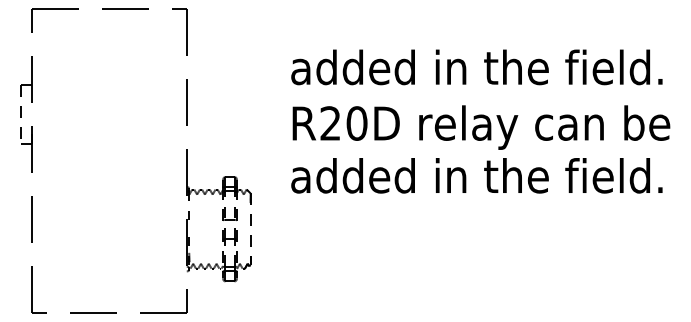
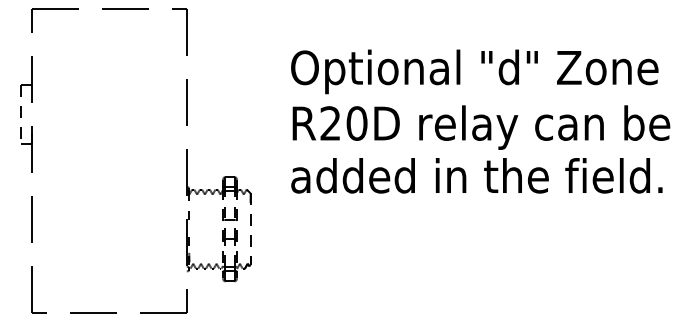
text: added in the field. -> Optional "d" Zone (476, 71)
